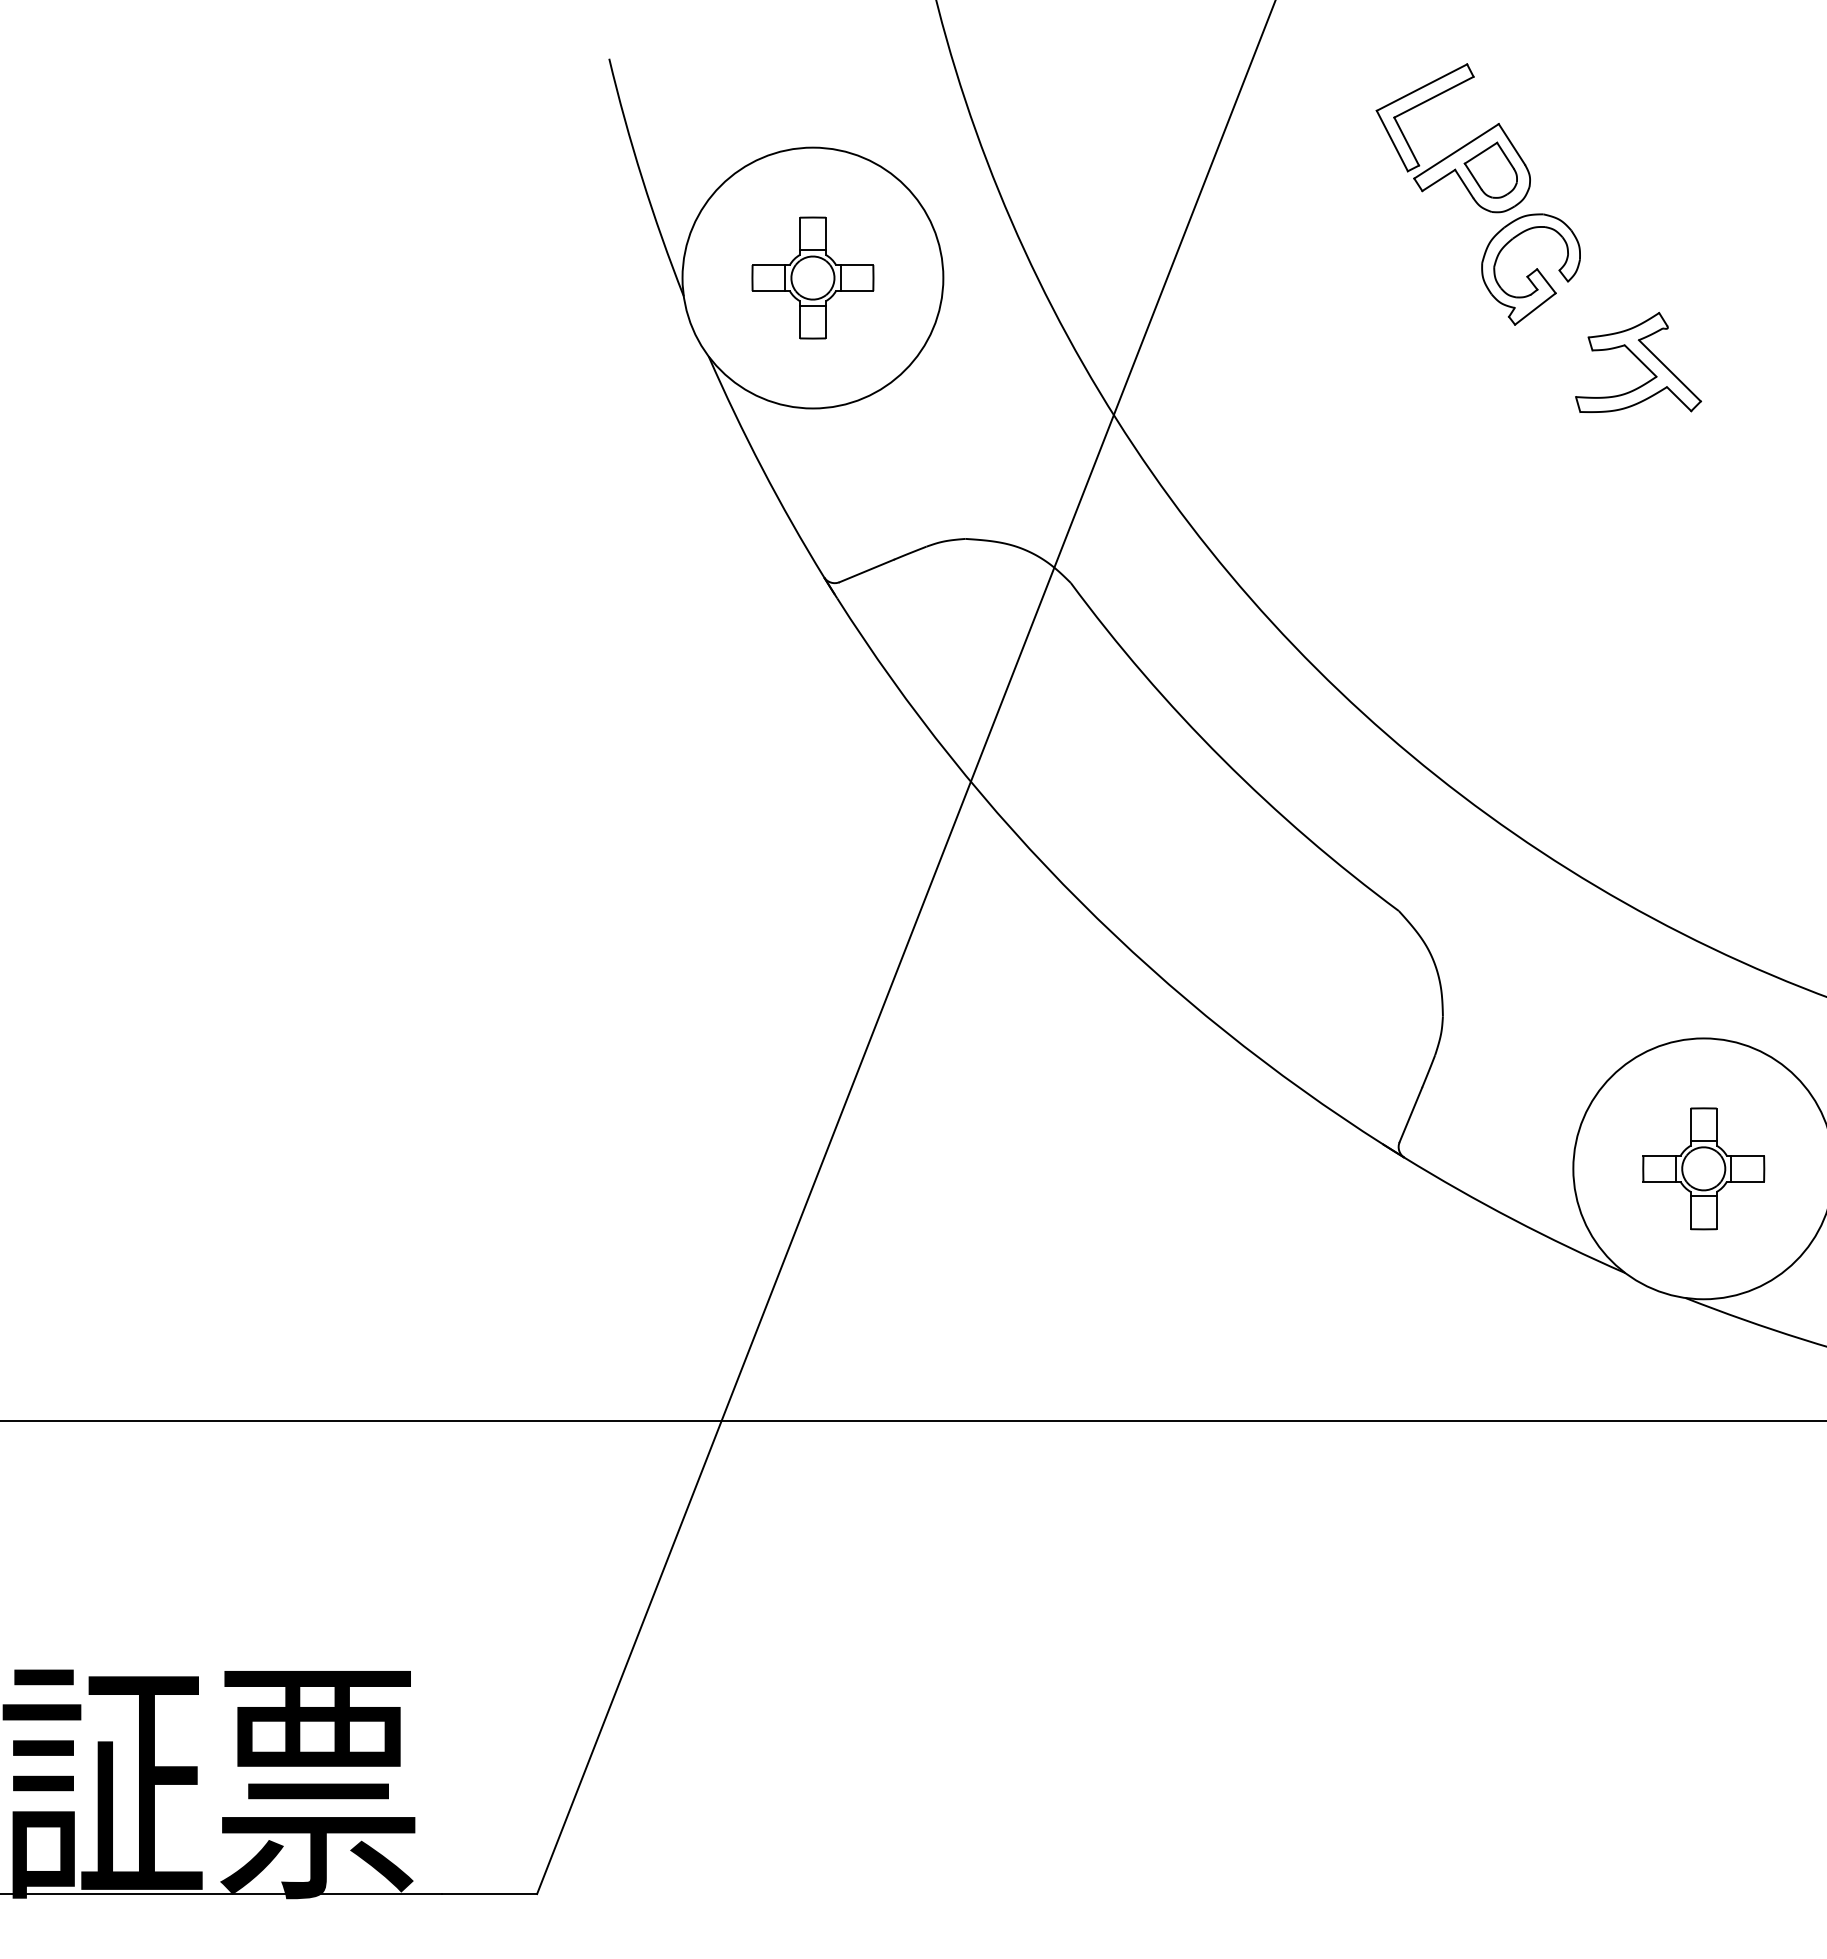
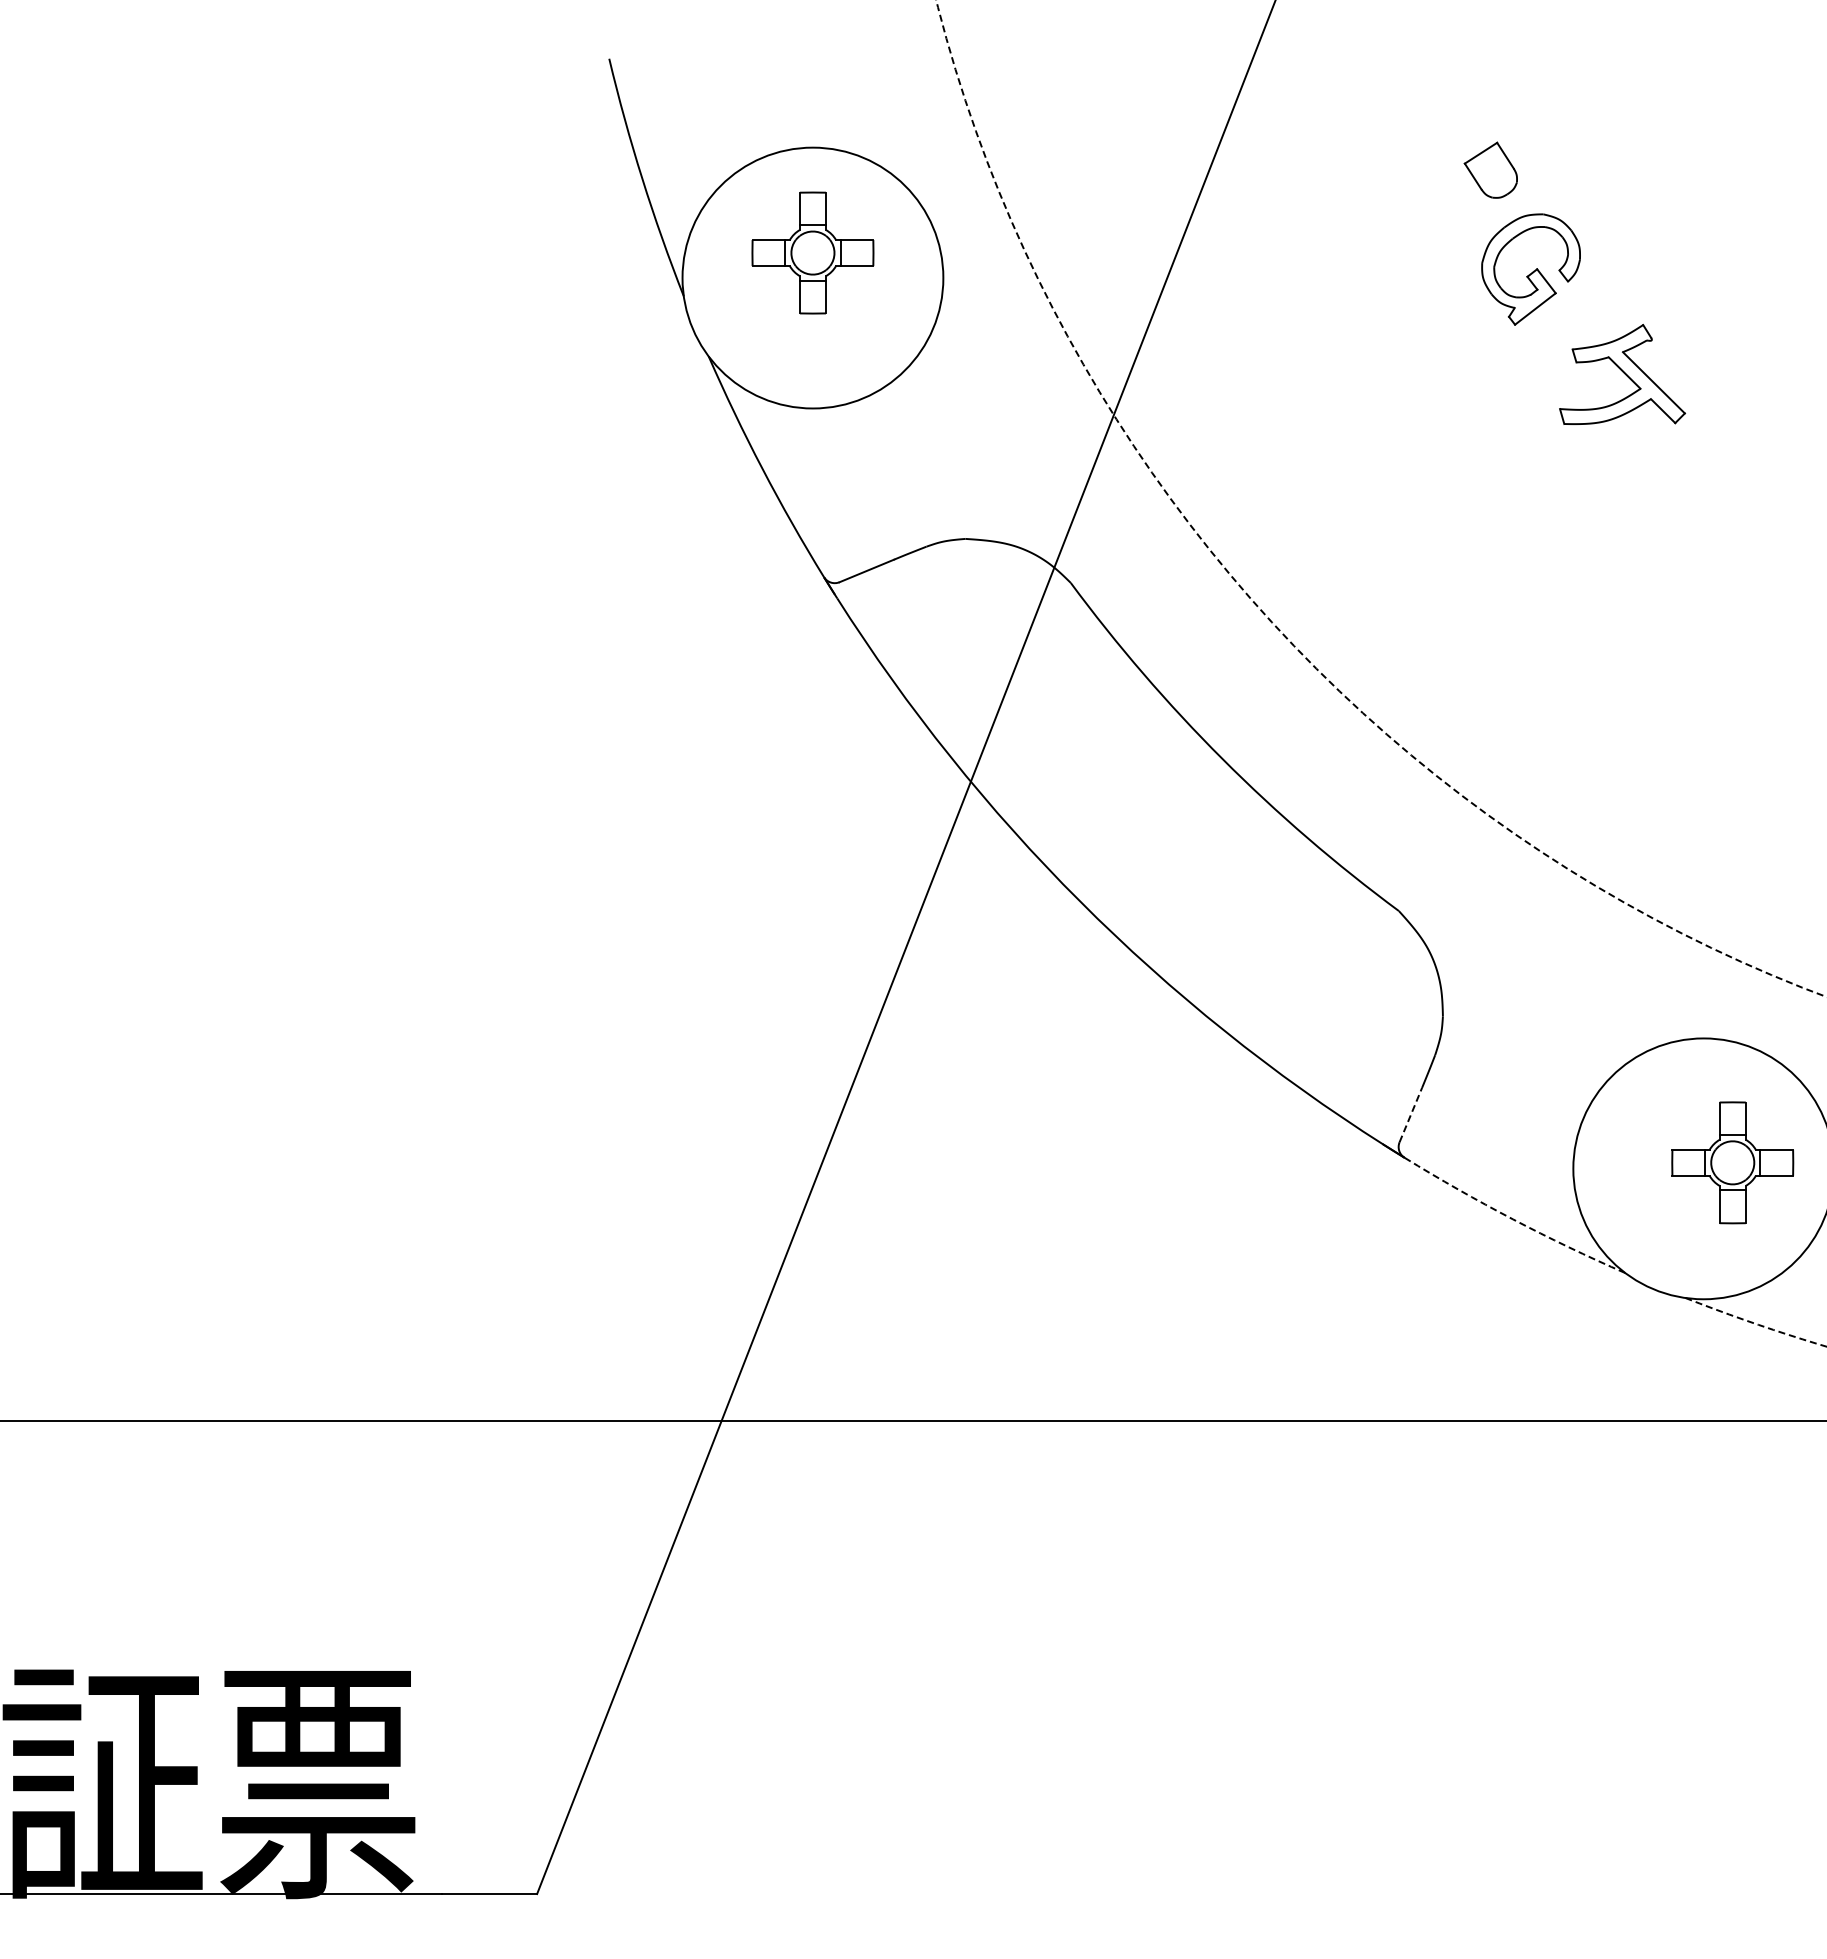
part: present -> none (1458, 148)
part position: (812, 277) -> (812, 252) (812, 252)
part position: (1638, 362) -> (1622, 374) (1622, 374)
arc: solid -> dashed (1257, 606)
line: solid -> dashed (1411, 1114)
part position: (1703, 1168) -> (1732, 1162) (1732, 1162)
arc: solid -> dashed (1513, 1219)
arc: solid -> dashed (1755, 1323)
